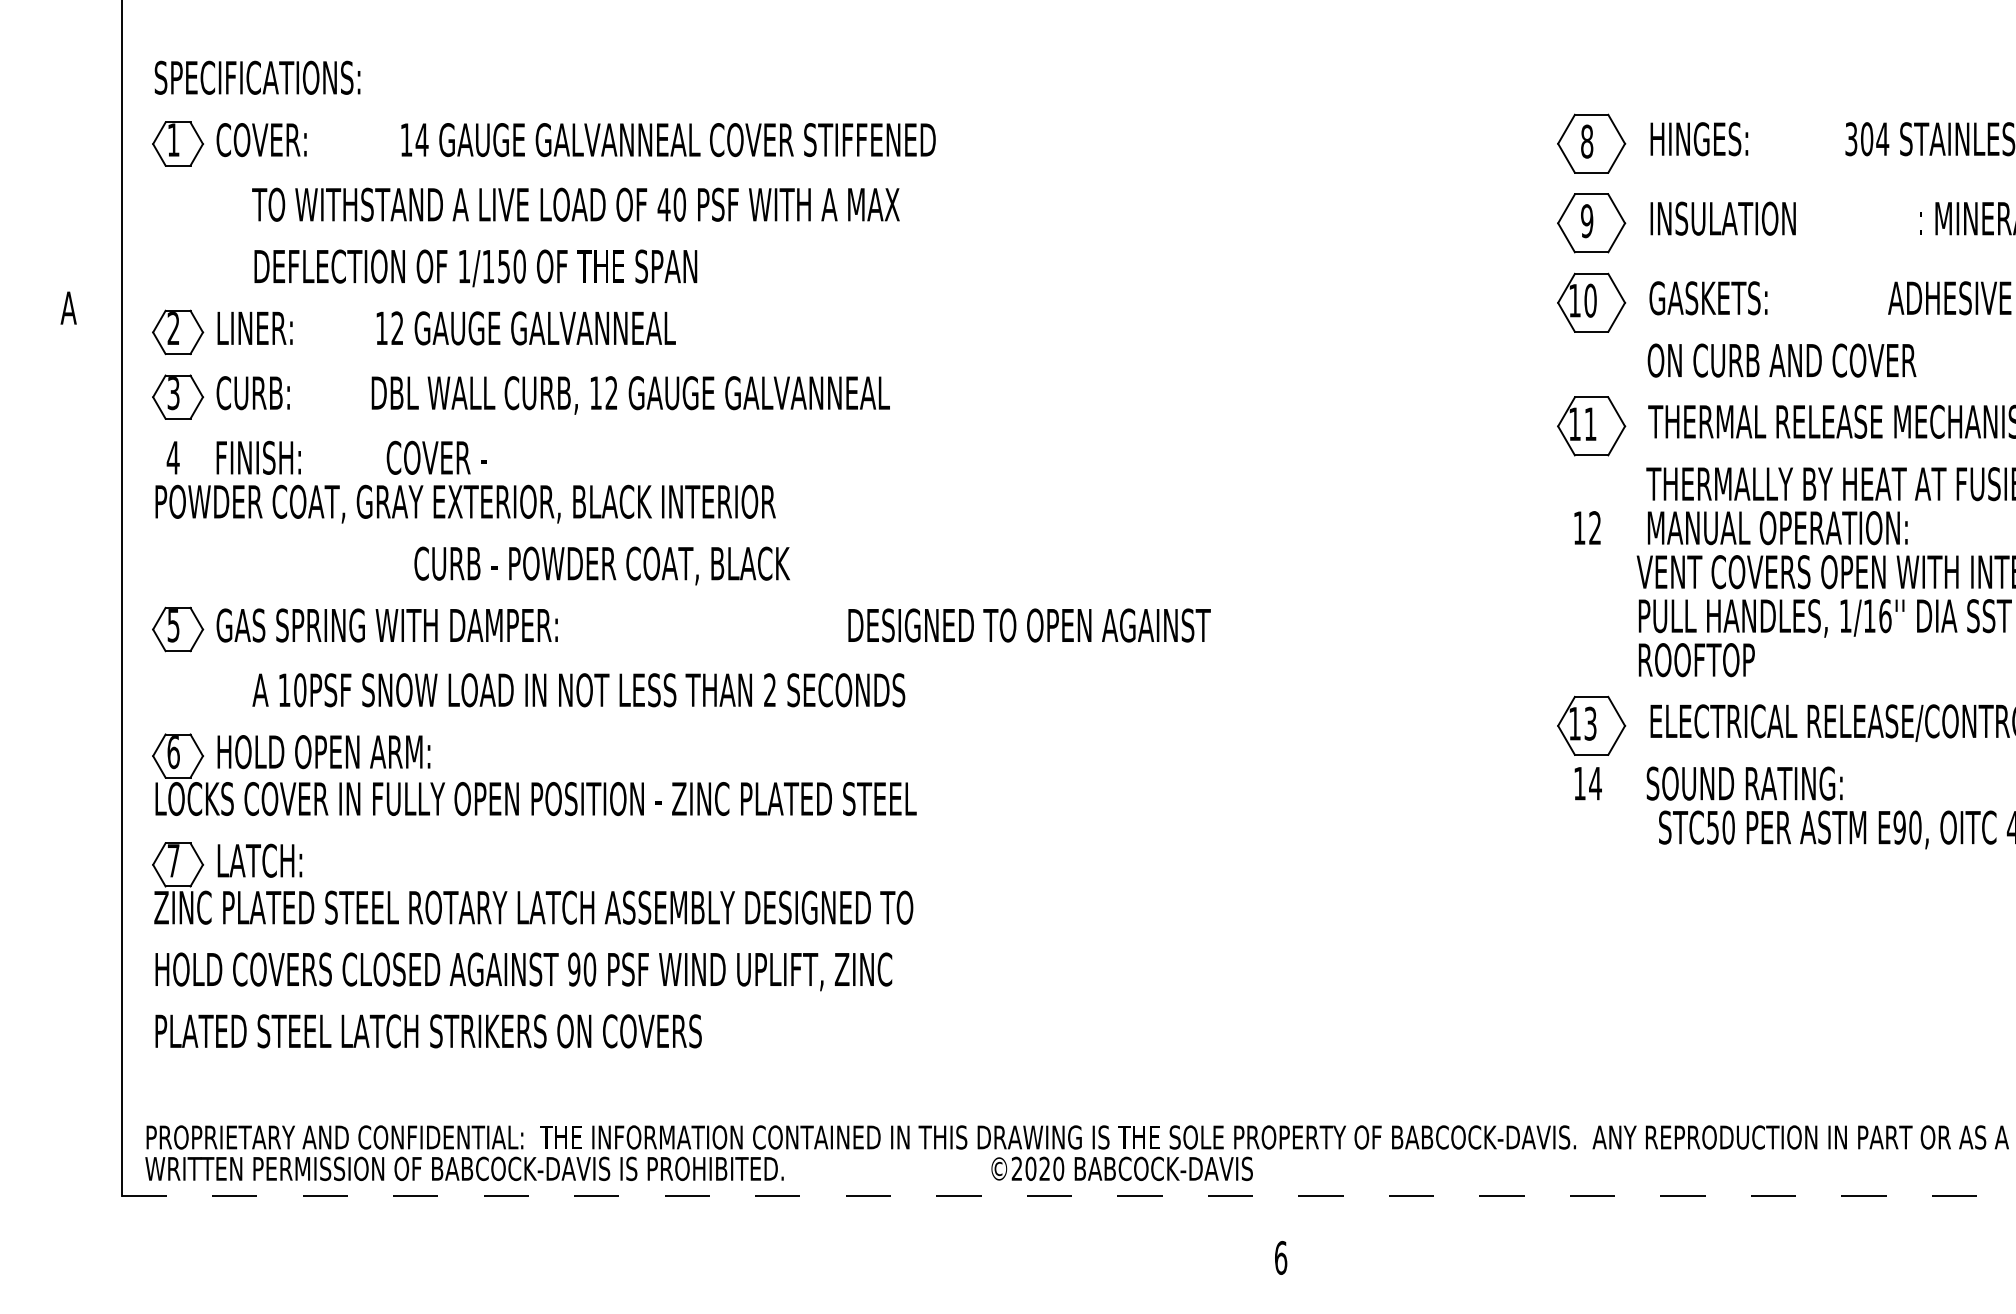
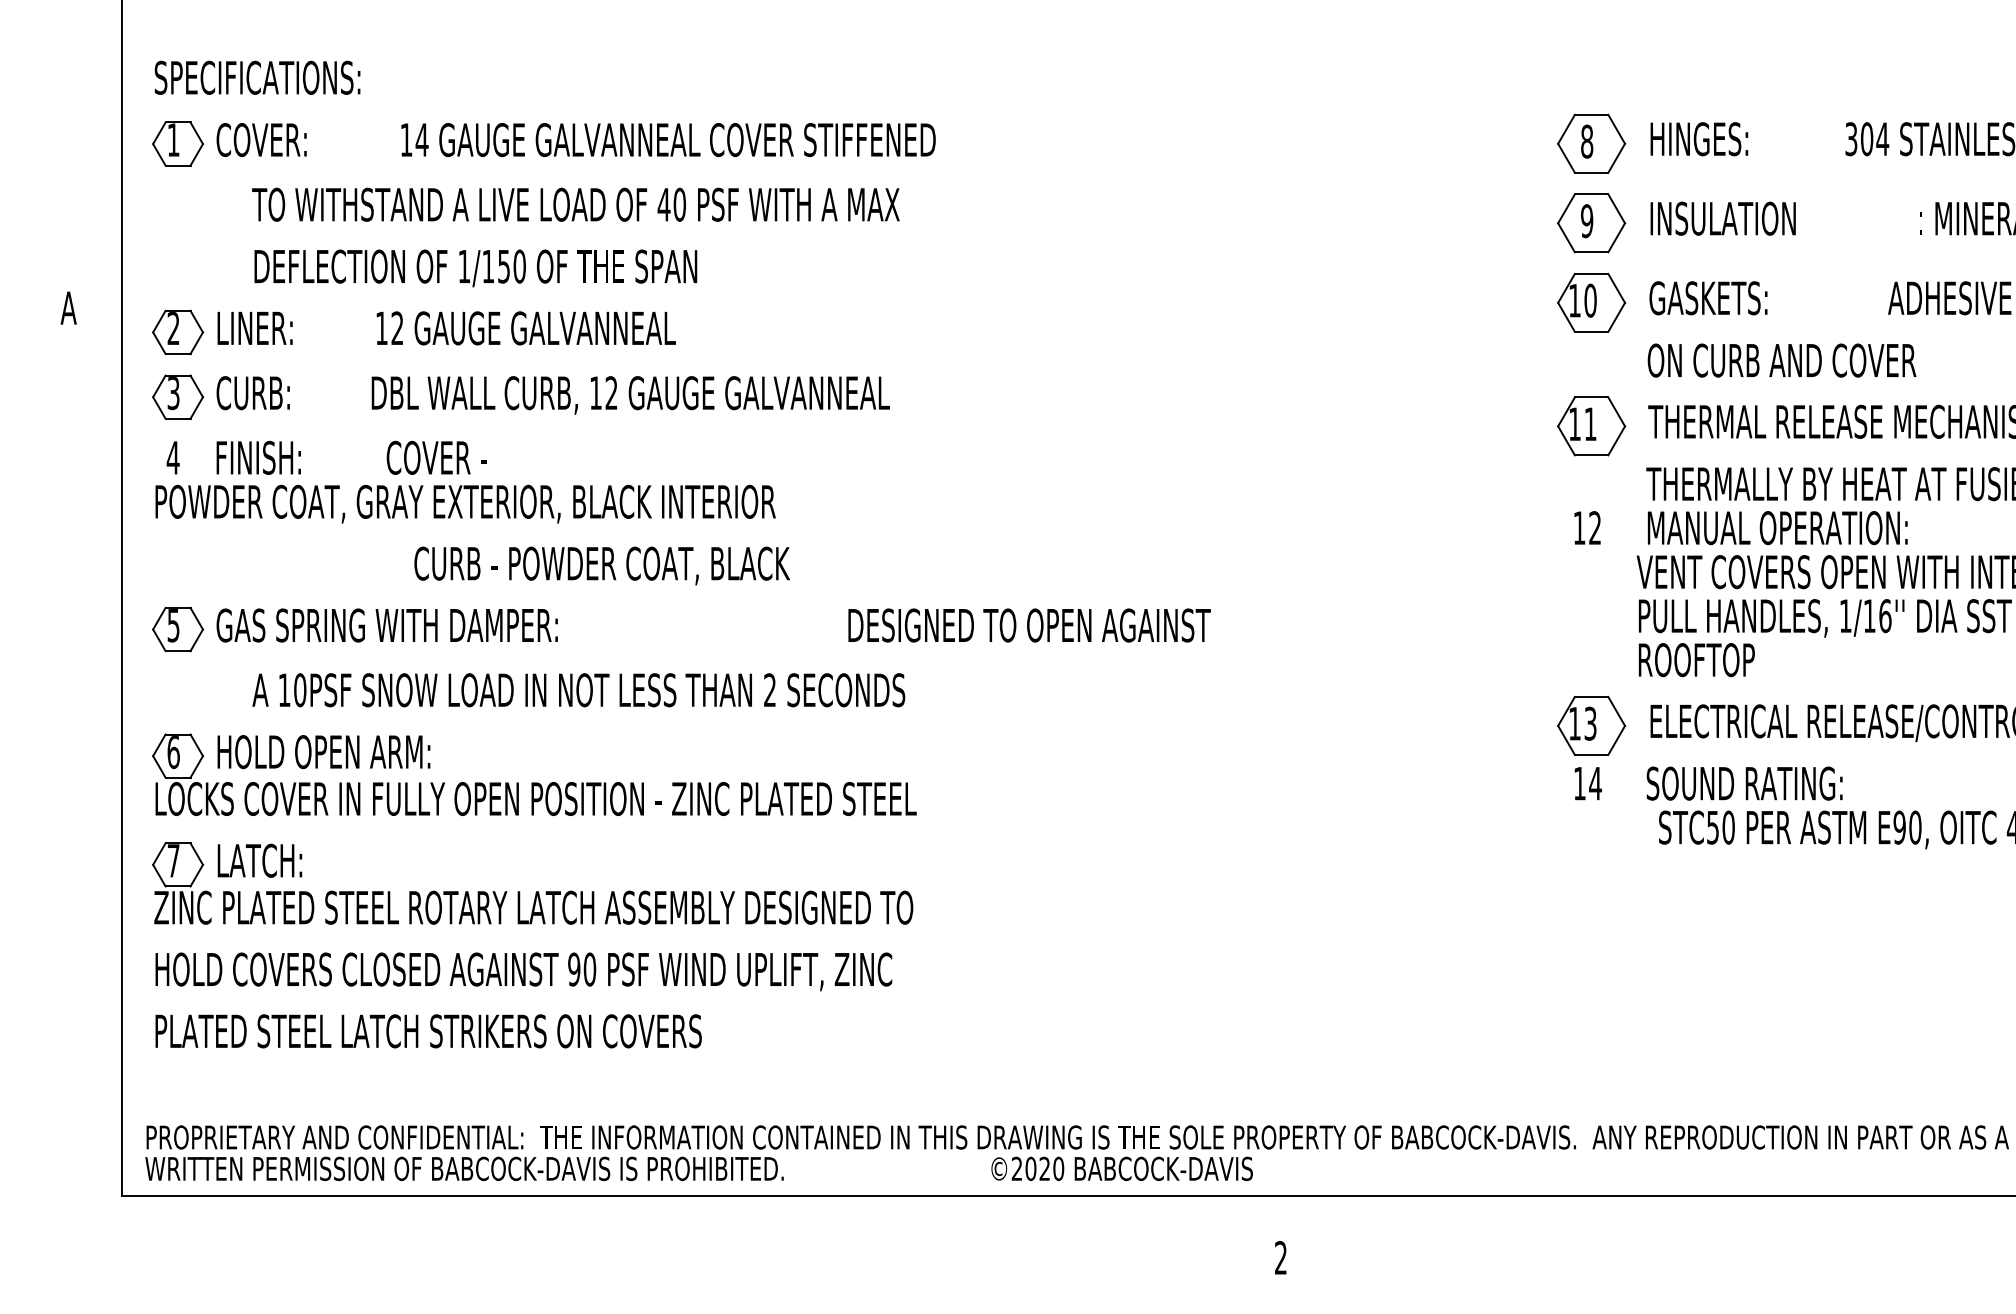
line: dashed -> solid (1068, 1196)
text: 6 -> 2 (1281, 1257)
